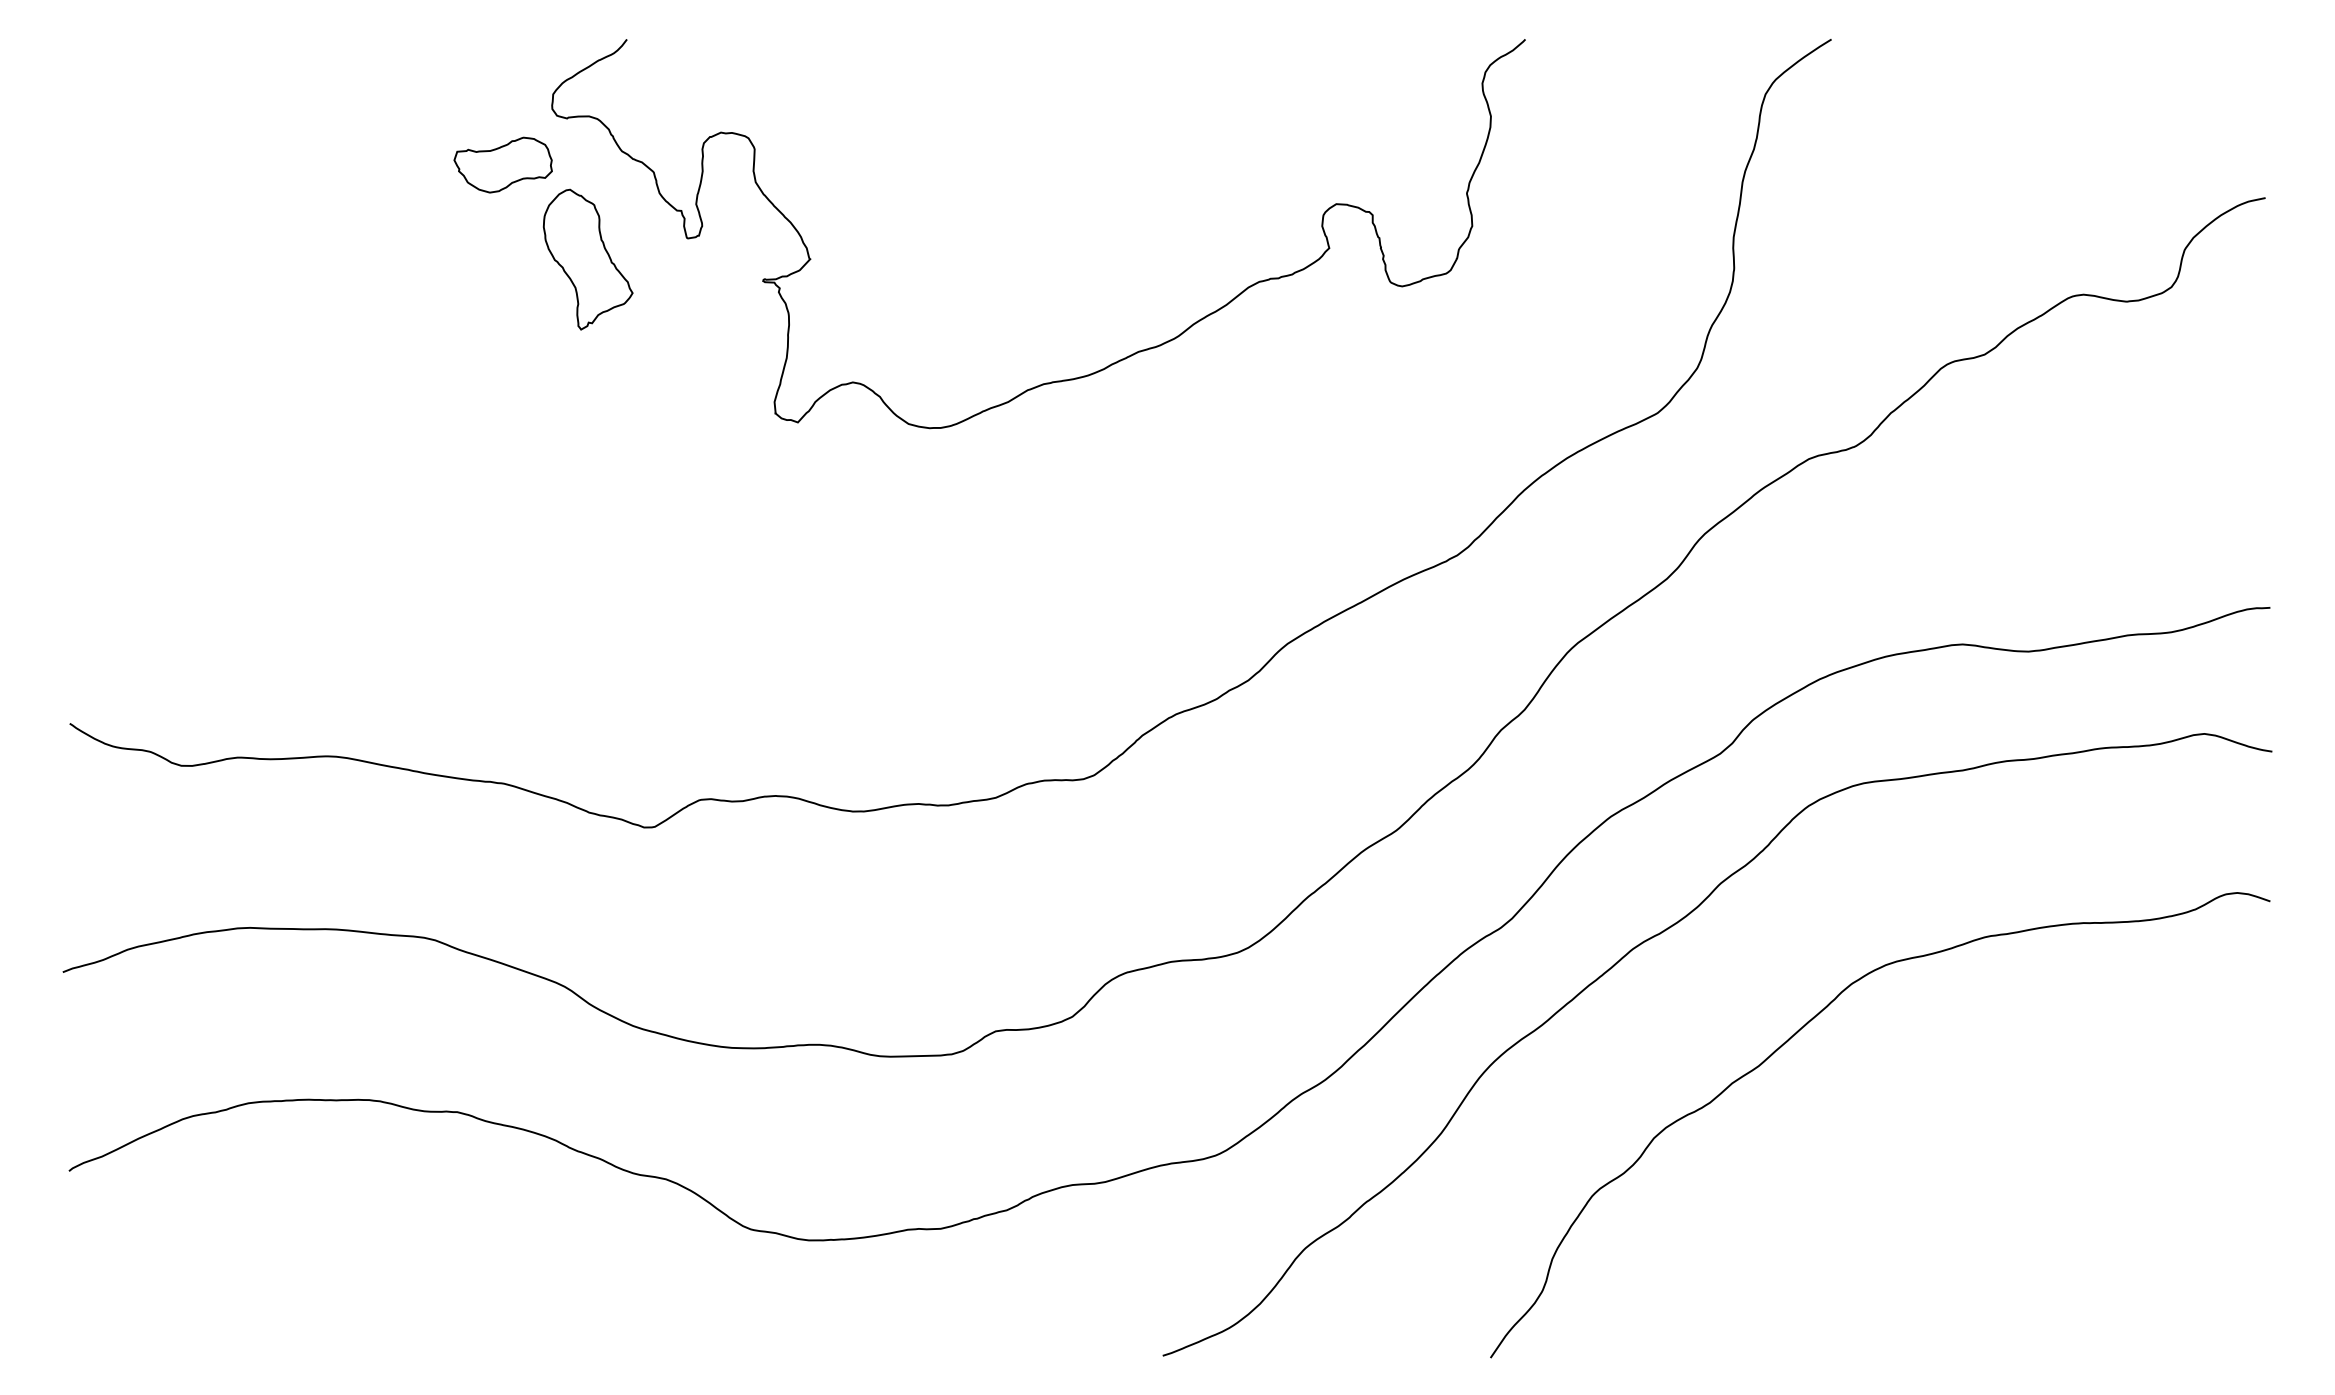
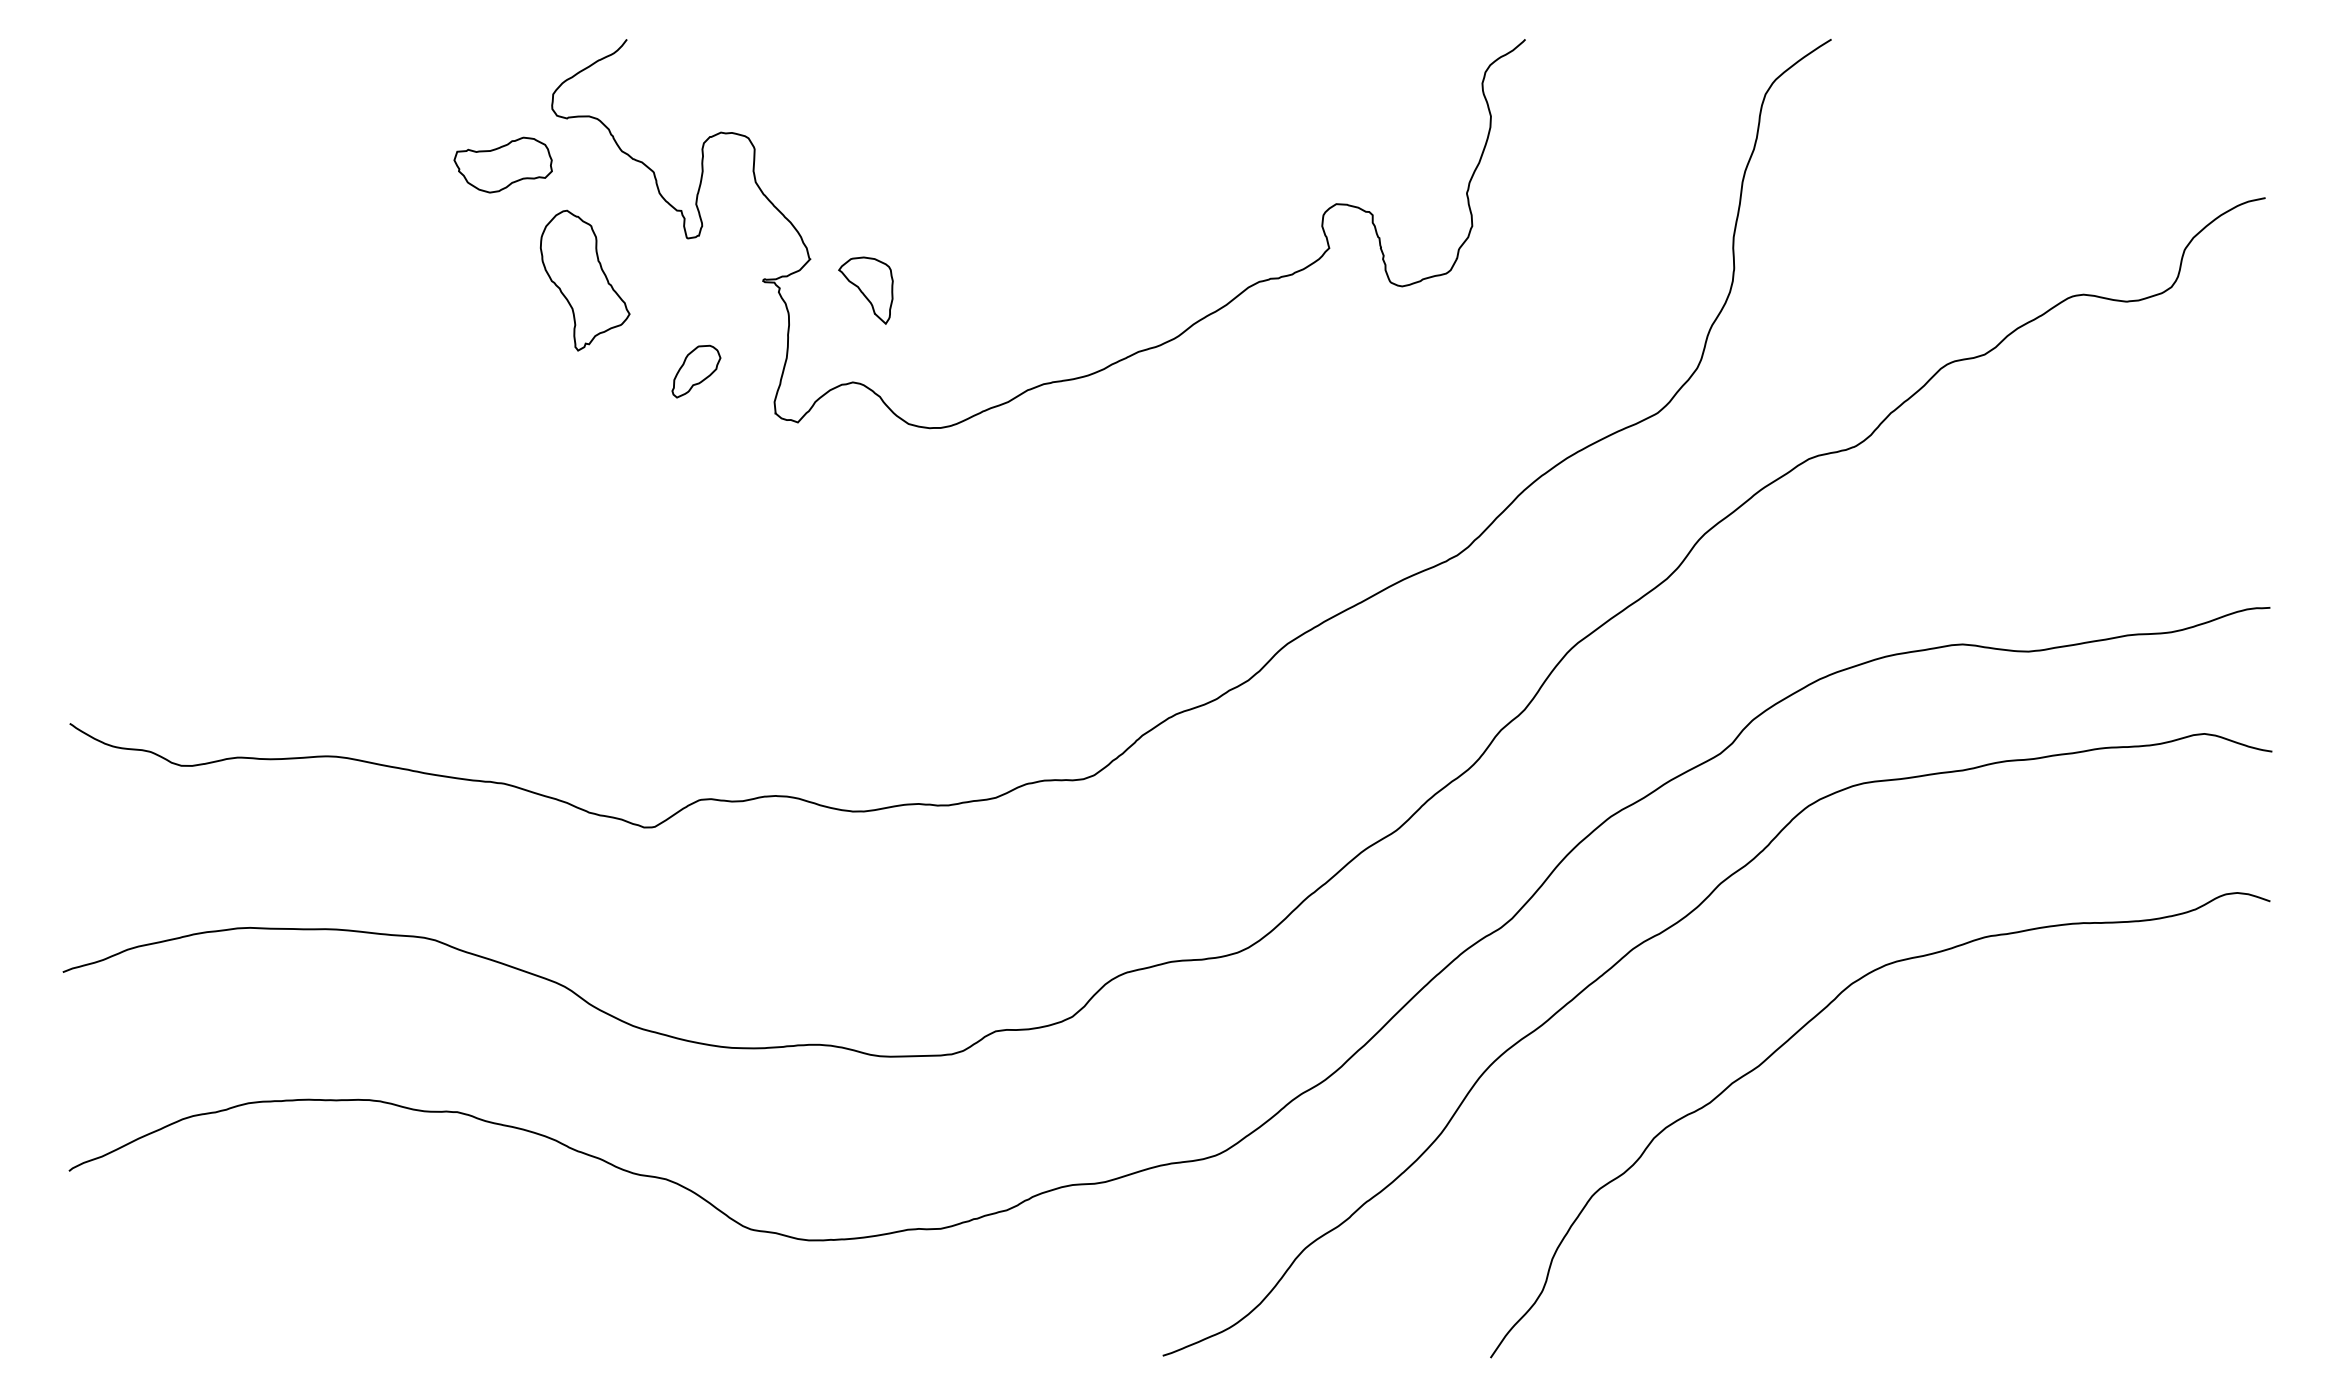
part position: (587, 259) -> (584, 280) (584, 280)
part: none -> present (865, 290)
part: none -> present (696, 371)
